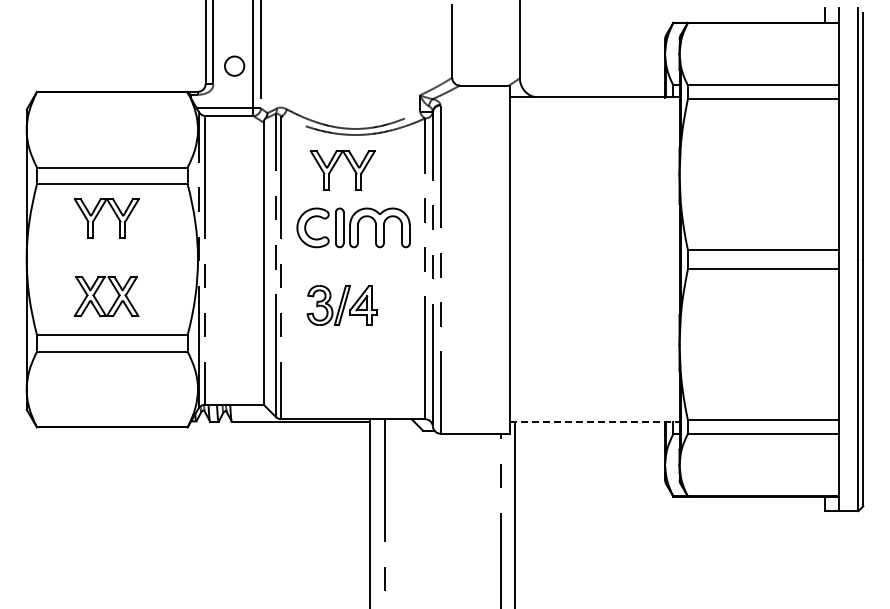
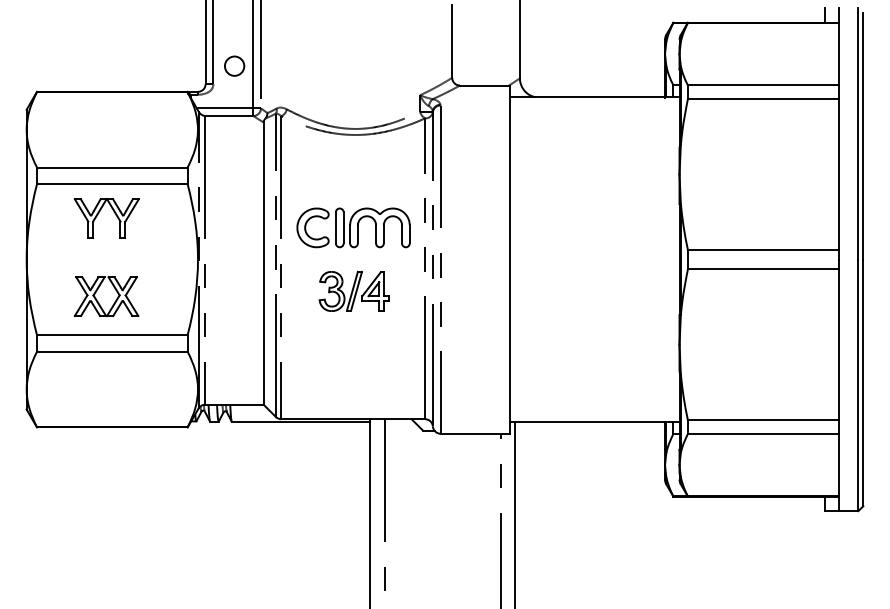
part: present -> none (335, 165)
part position: (341, 304) -> (353, 290) (353, 290)
line: dashed -> solid (594, 422)
